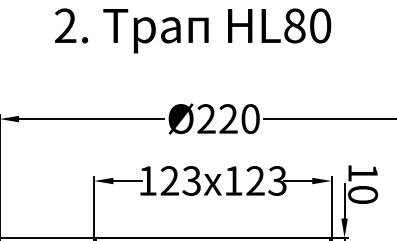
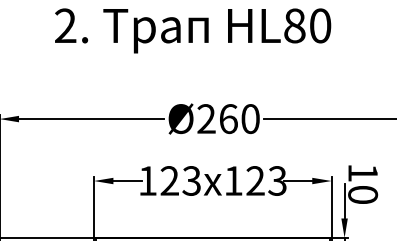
text: Ø220 -> Ø260 (228, 119)
